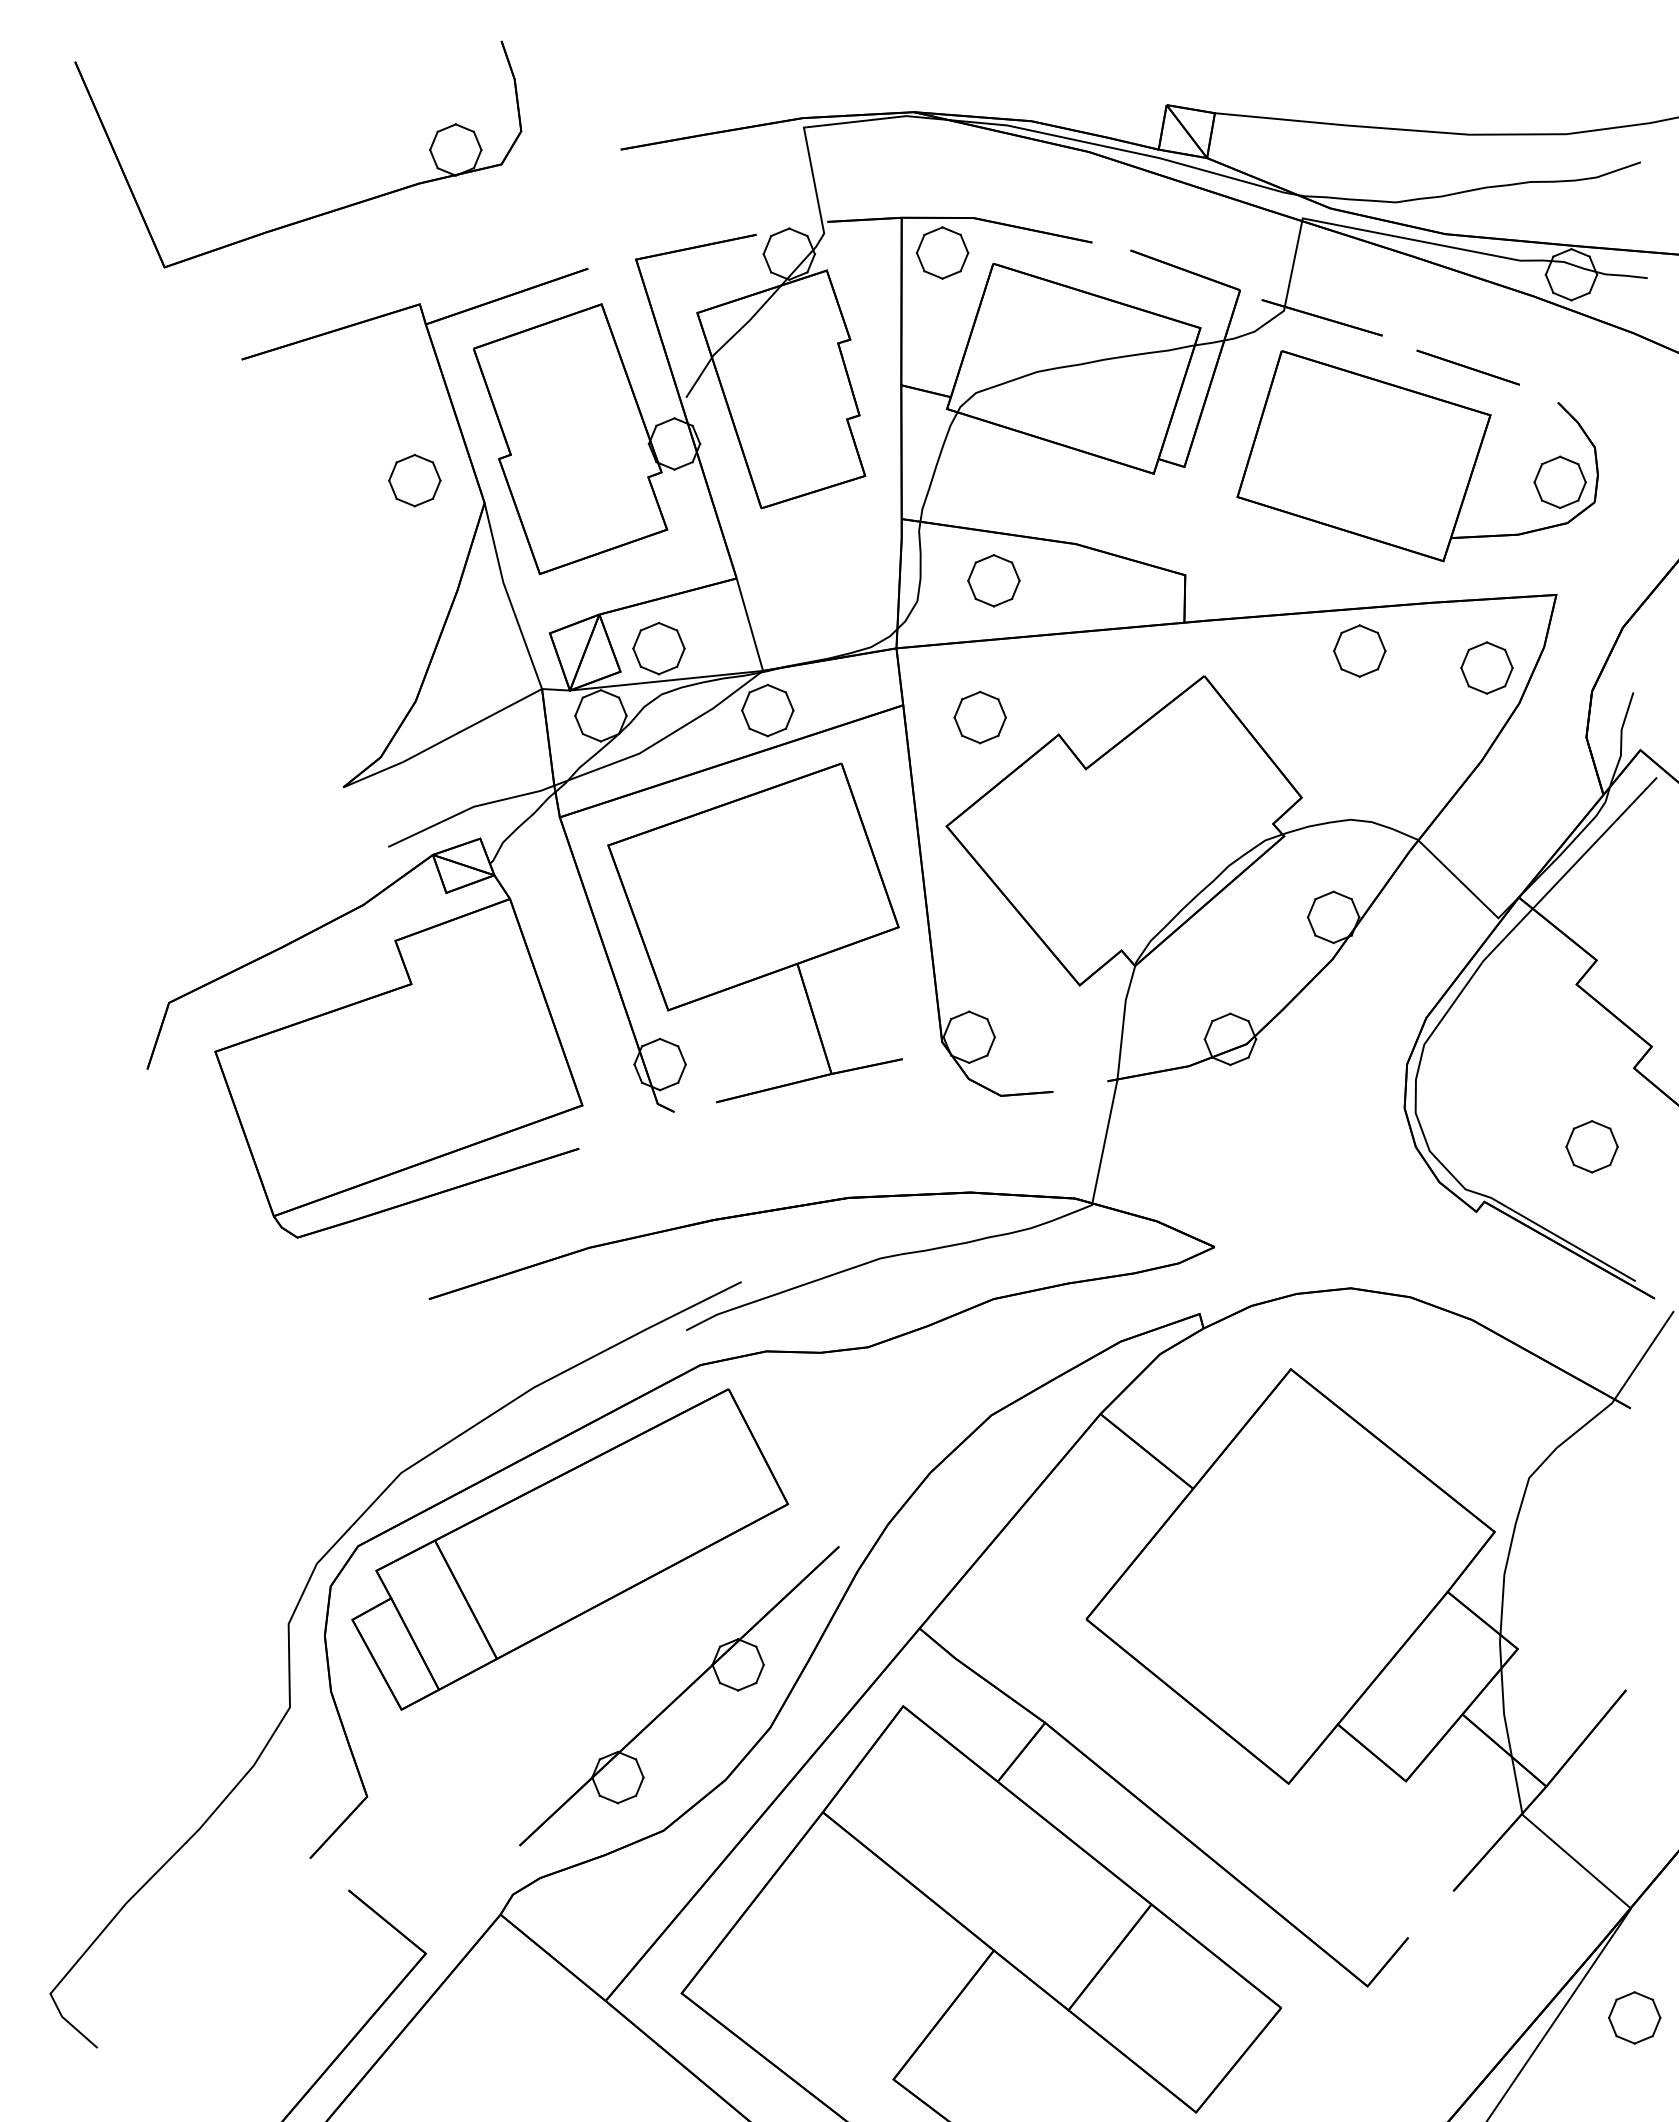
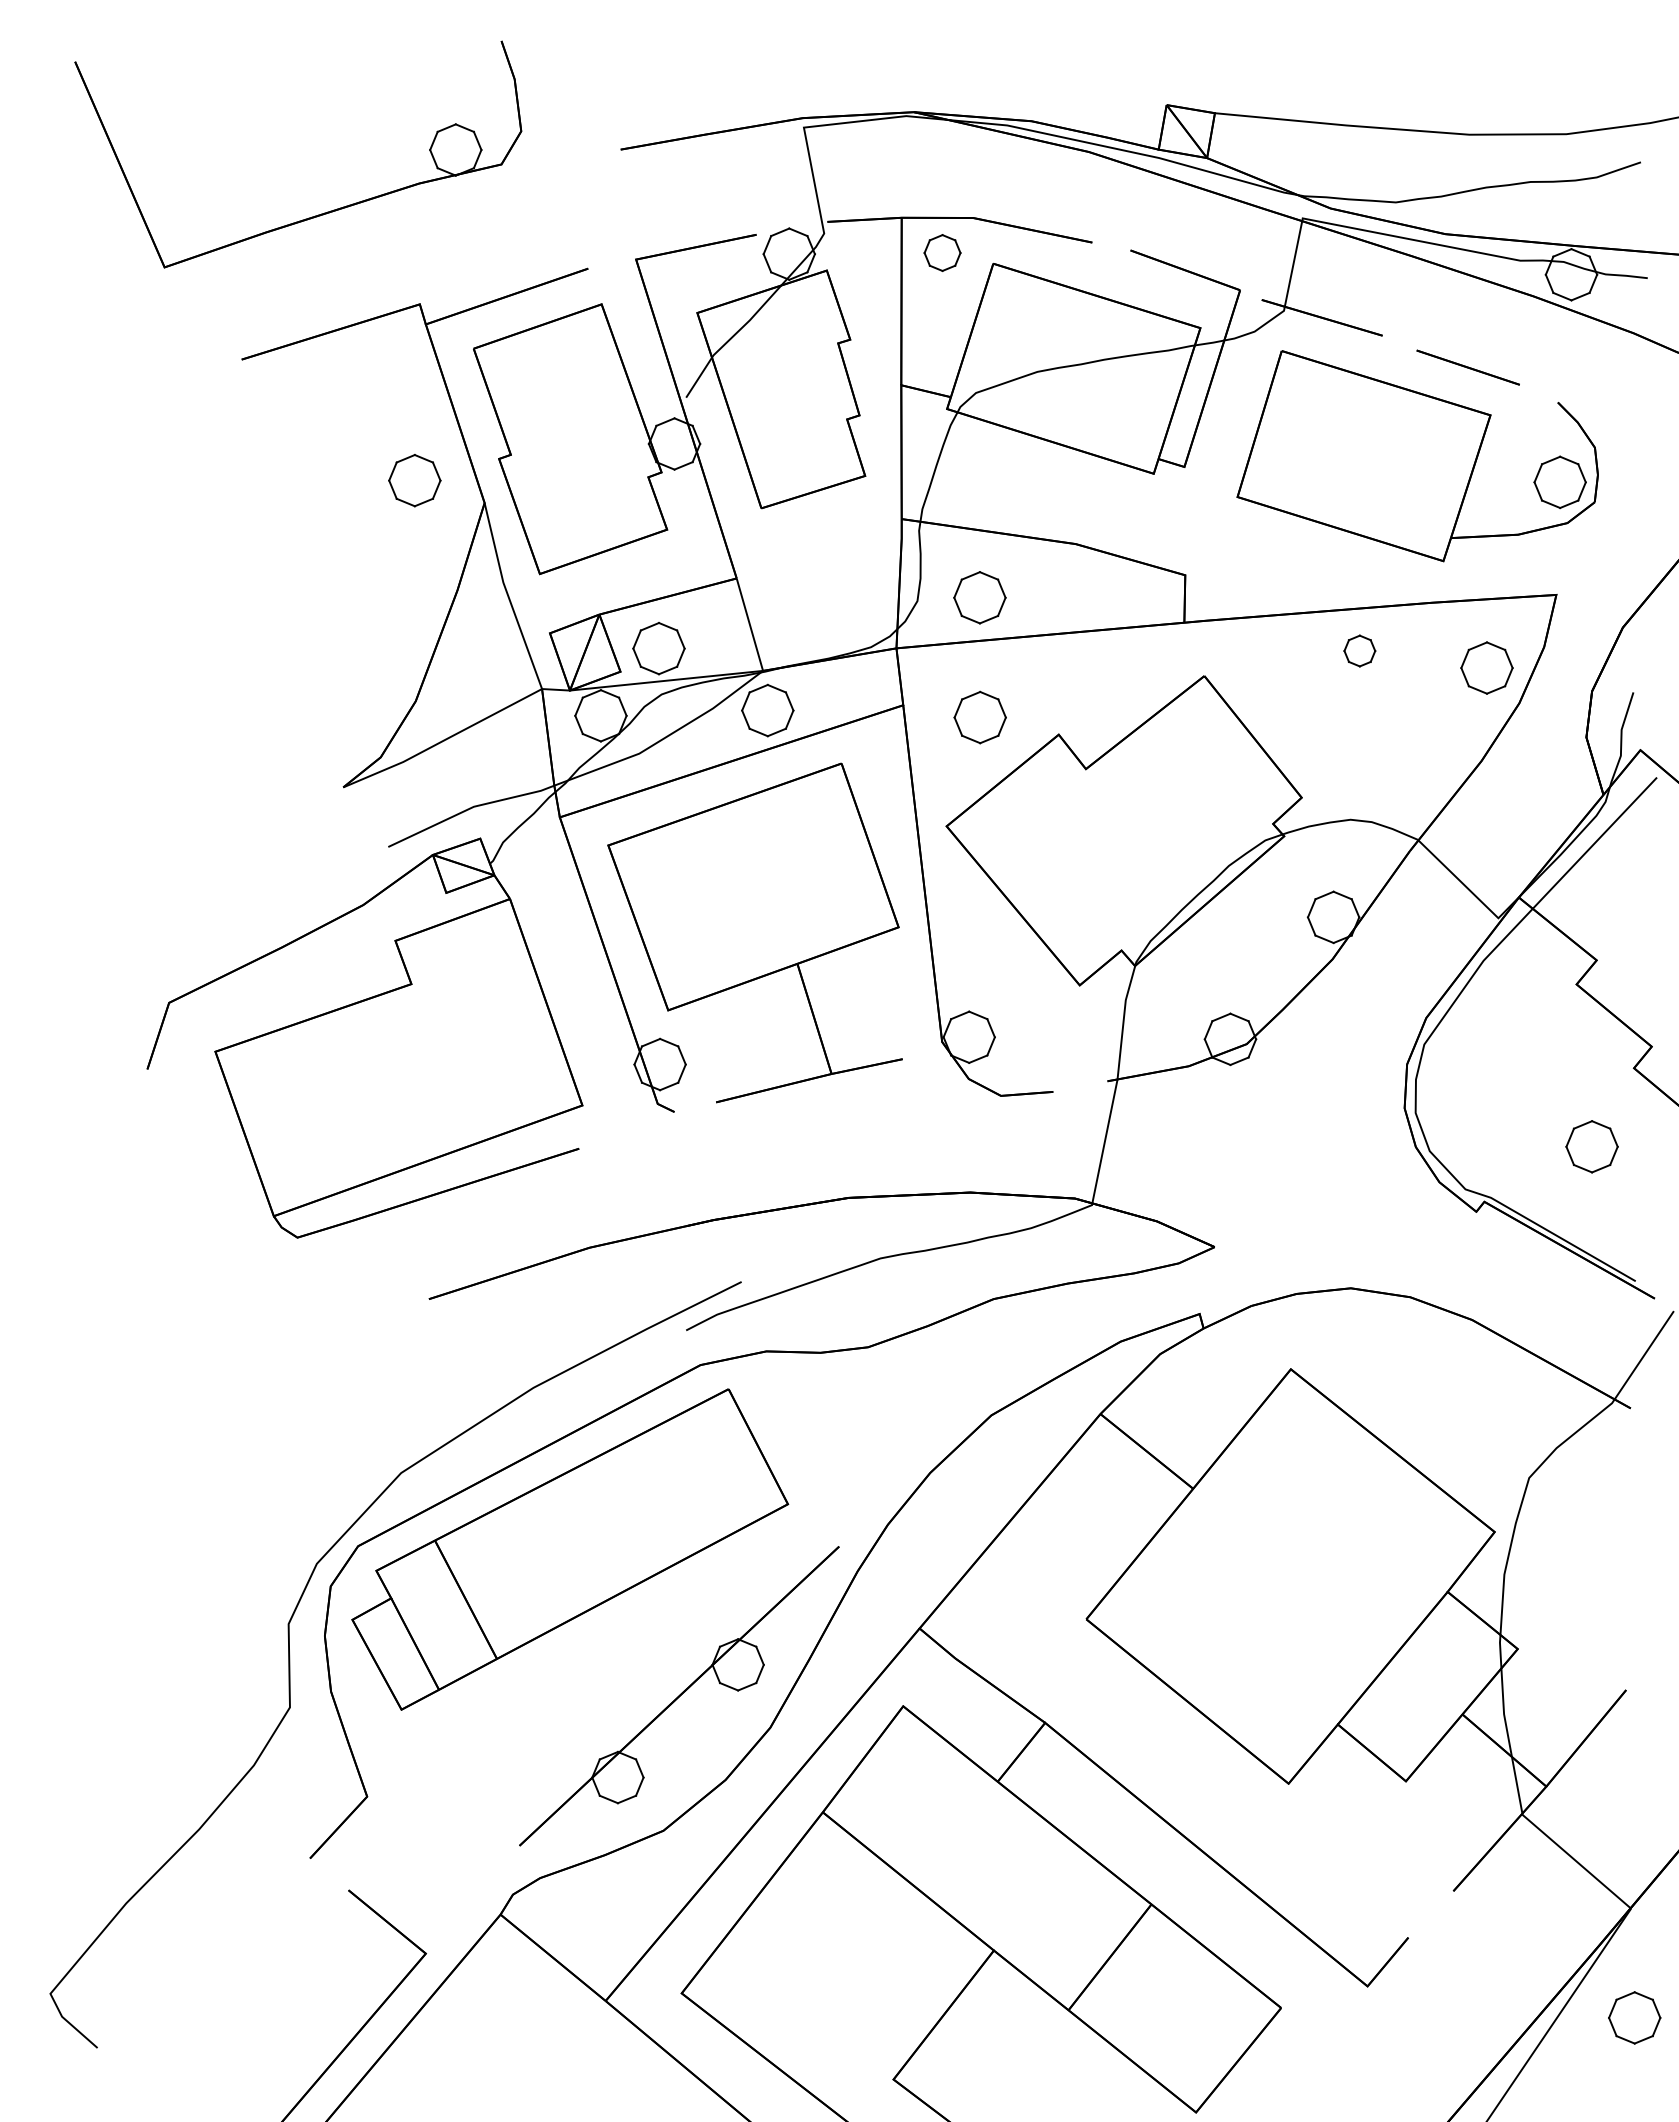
part size: 55x54 px -> 39x38 px (942, 252)
part position: (993, 580) -> (979, 597) (979, 597)
part size: 54x54 px -> 34x34 px (1359, 650)
